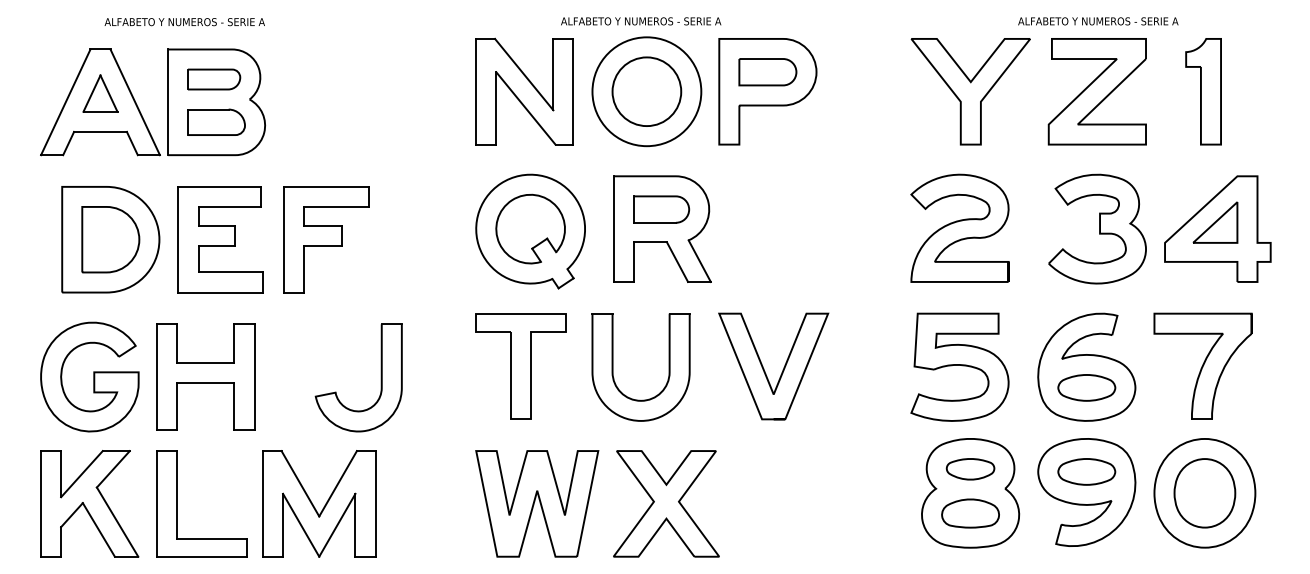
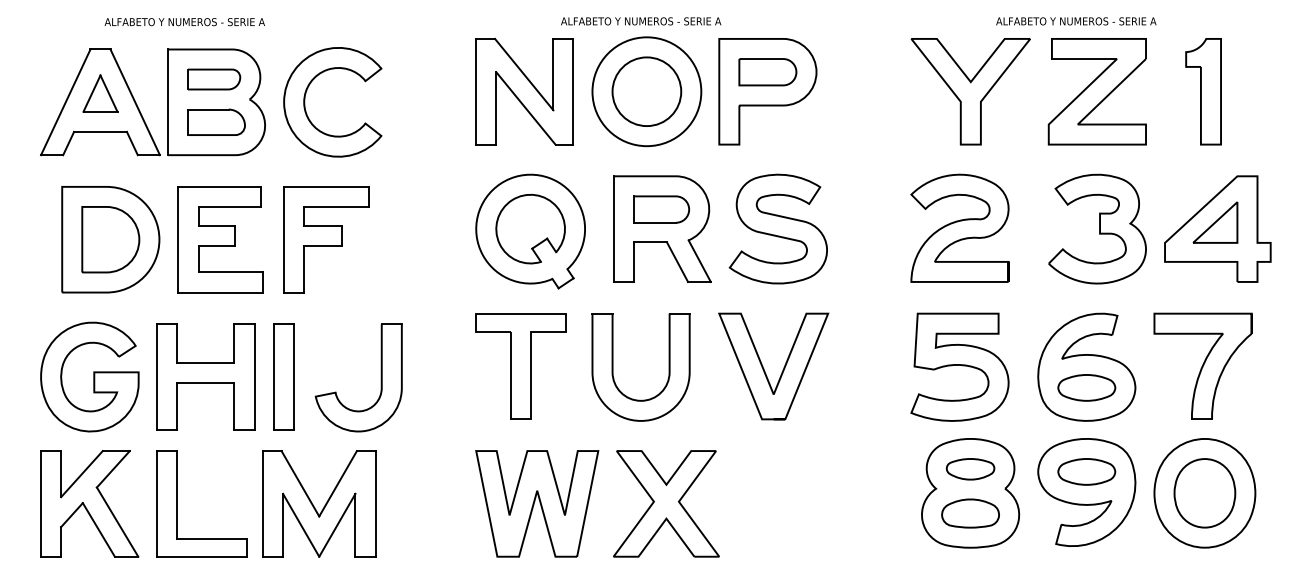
text position: (1098, 21) -> (1076, 21) (1076, 21)
part: none -> present (305, 102)
part: none -> present (777, 228)
part: none -> present (283, 376)
